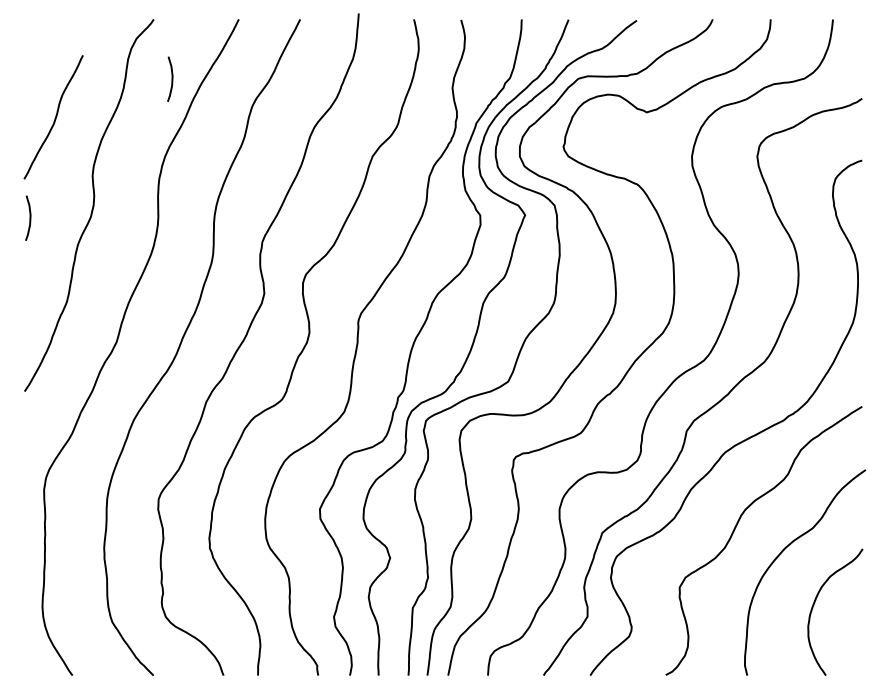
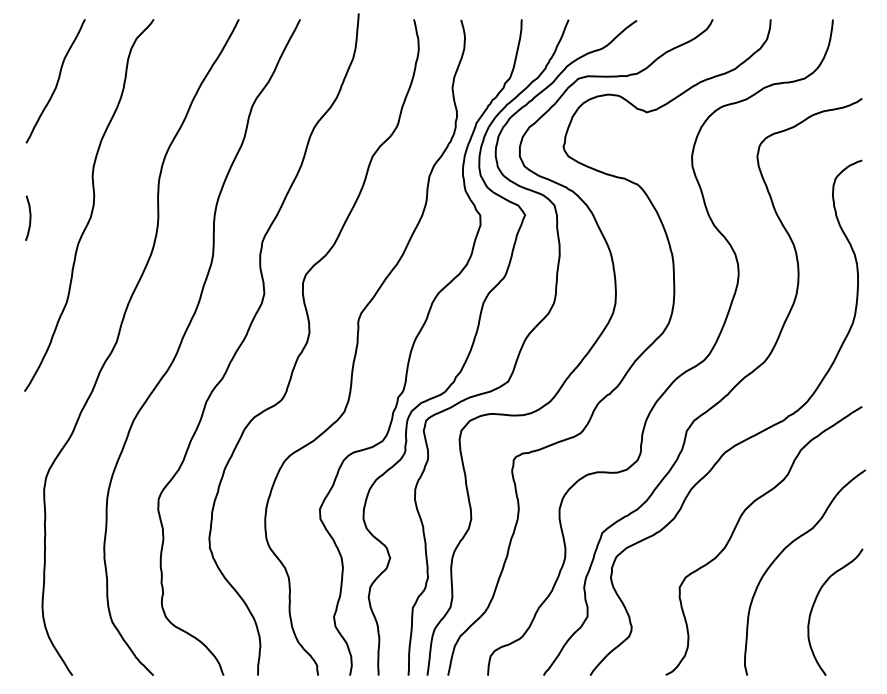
curve: present -> none (171, 78)
curve position: (54, 118) -> (56, 82) (56, 82)
